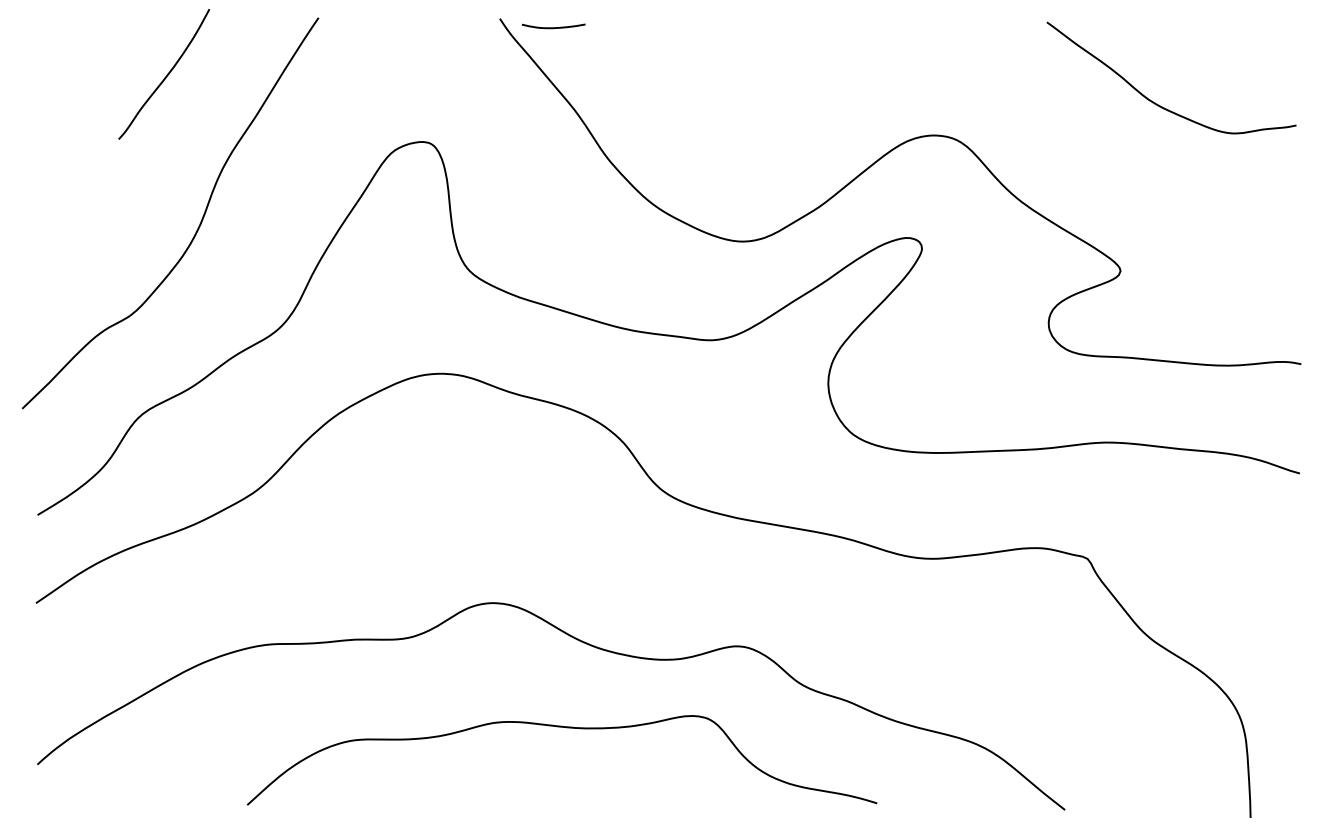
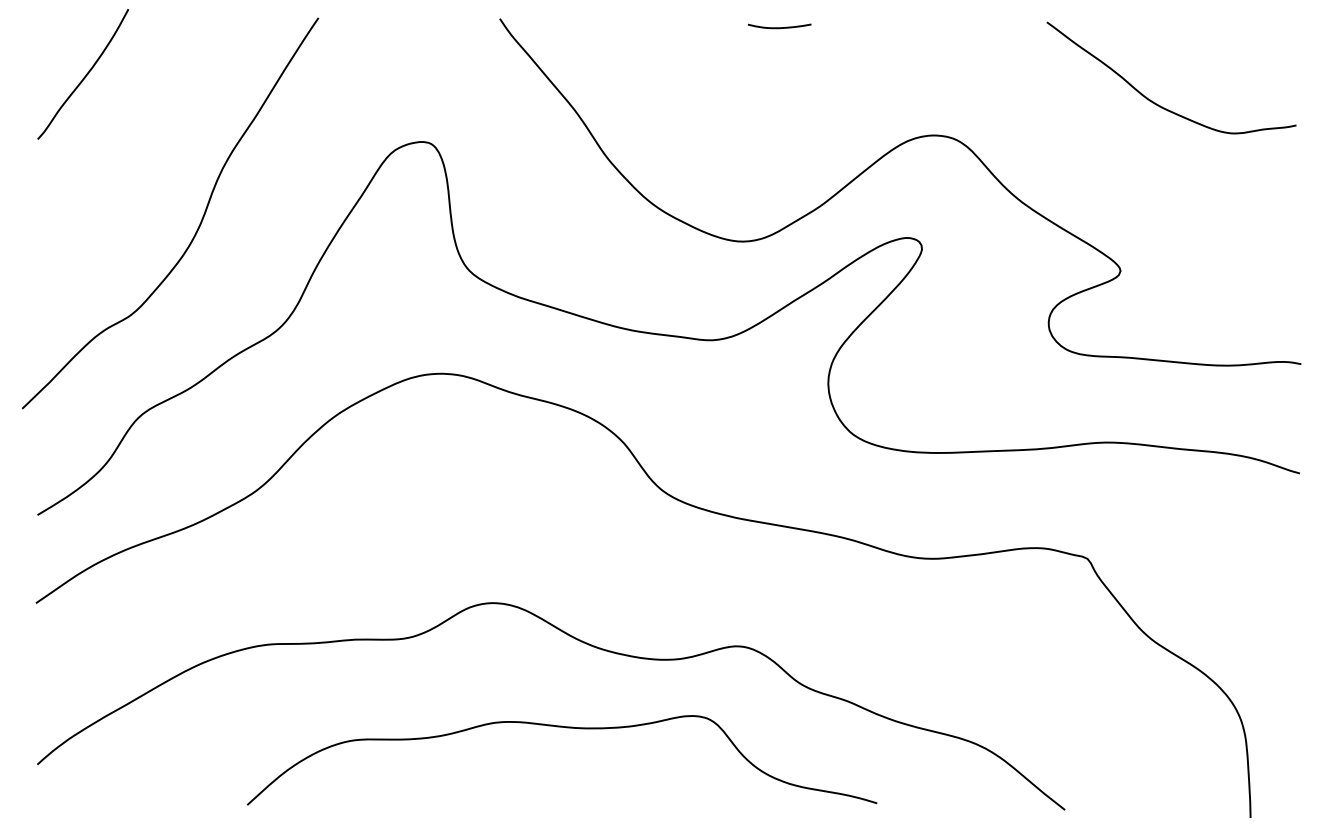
curve position: (553, 27) -> (779, 27) (779, 27)
curve position: (166, 74) -> (85, 74) (85, 74)
